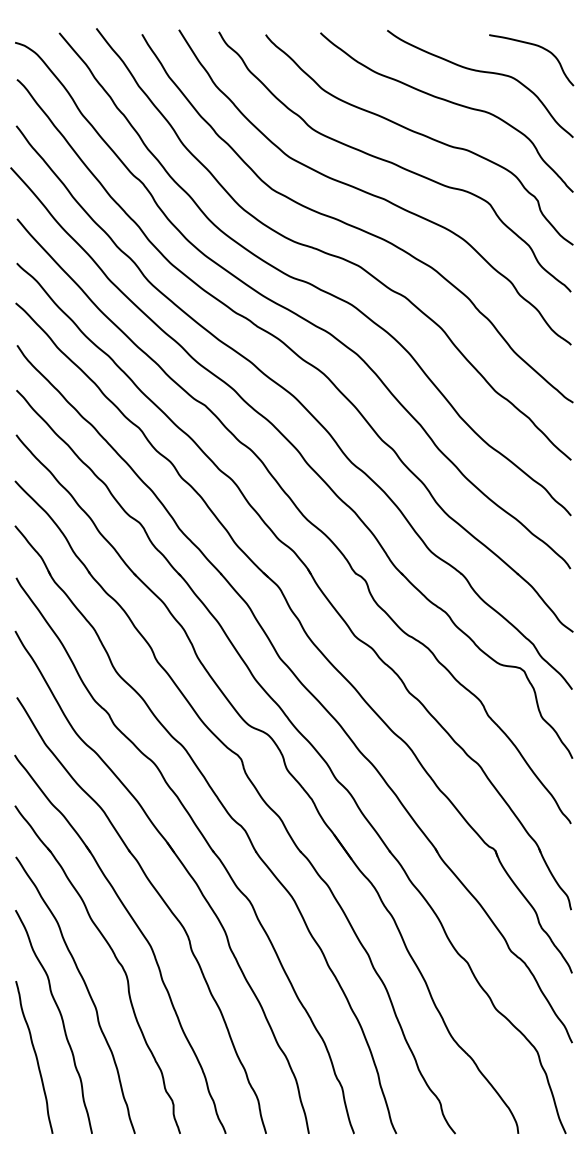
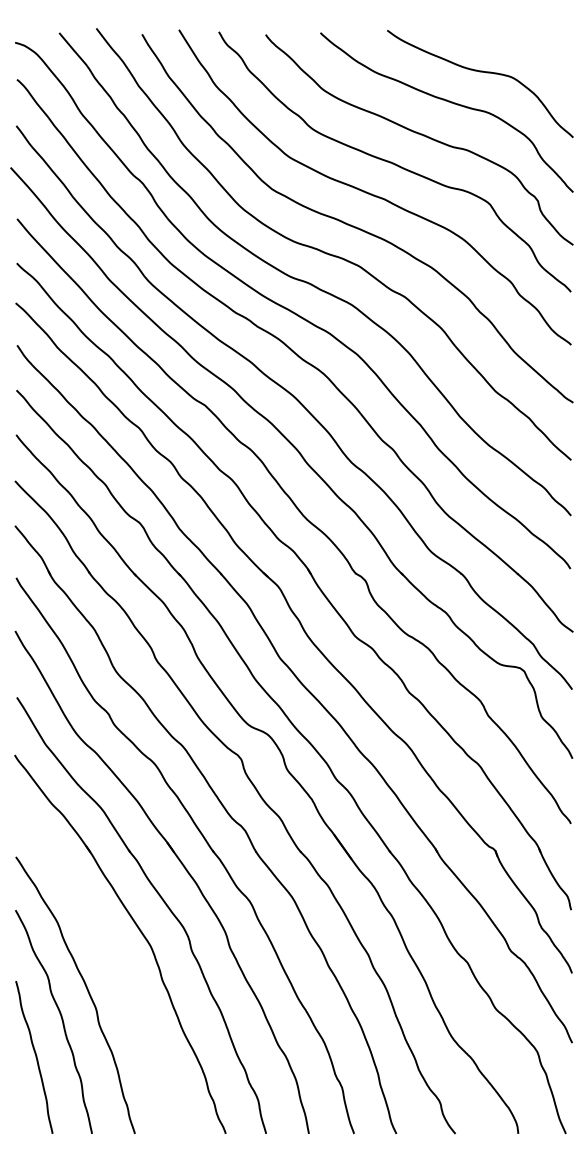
curve: present -> none (536, 46)
part: present -> none (116, 960)
